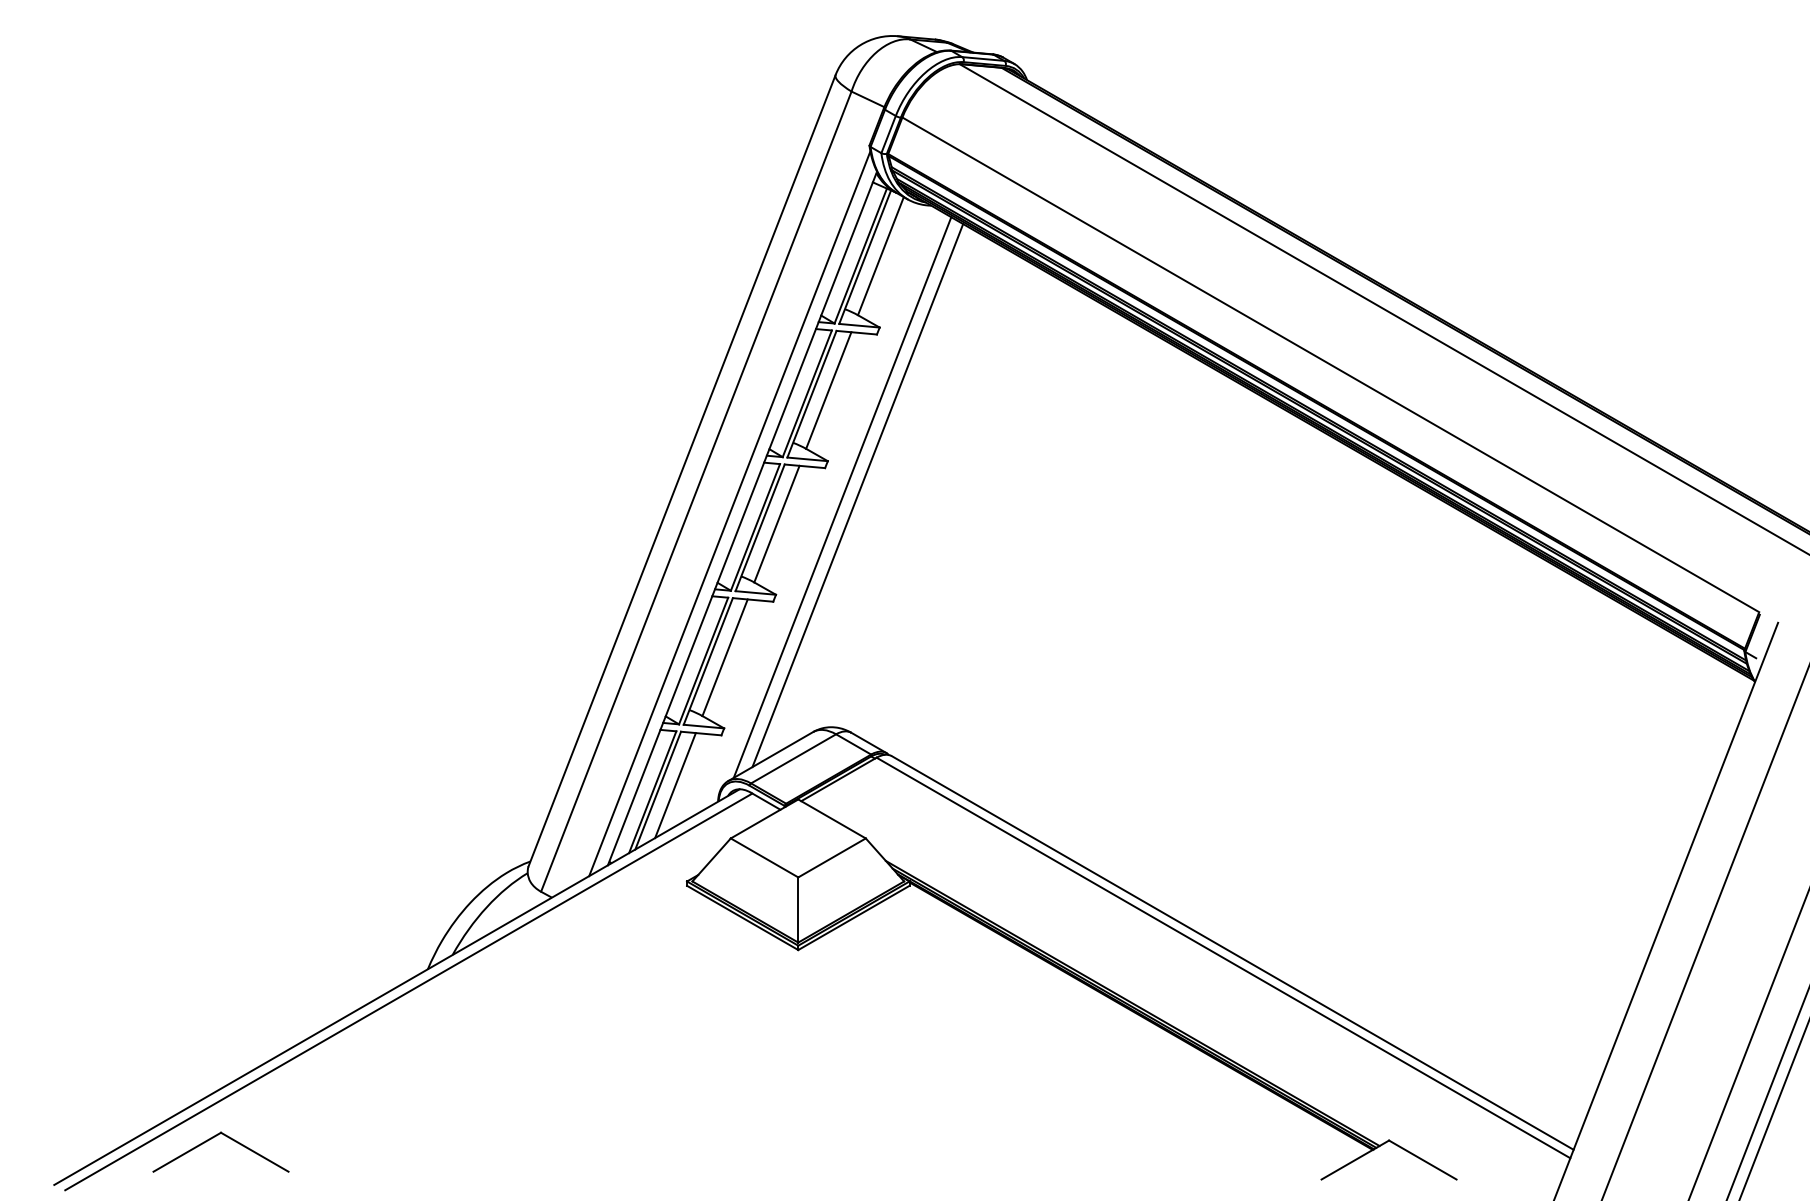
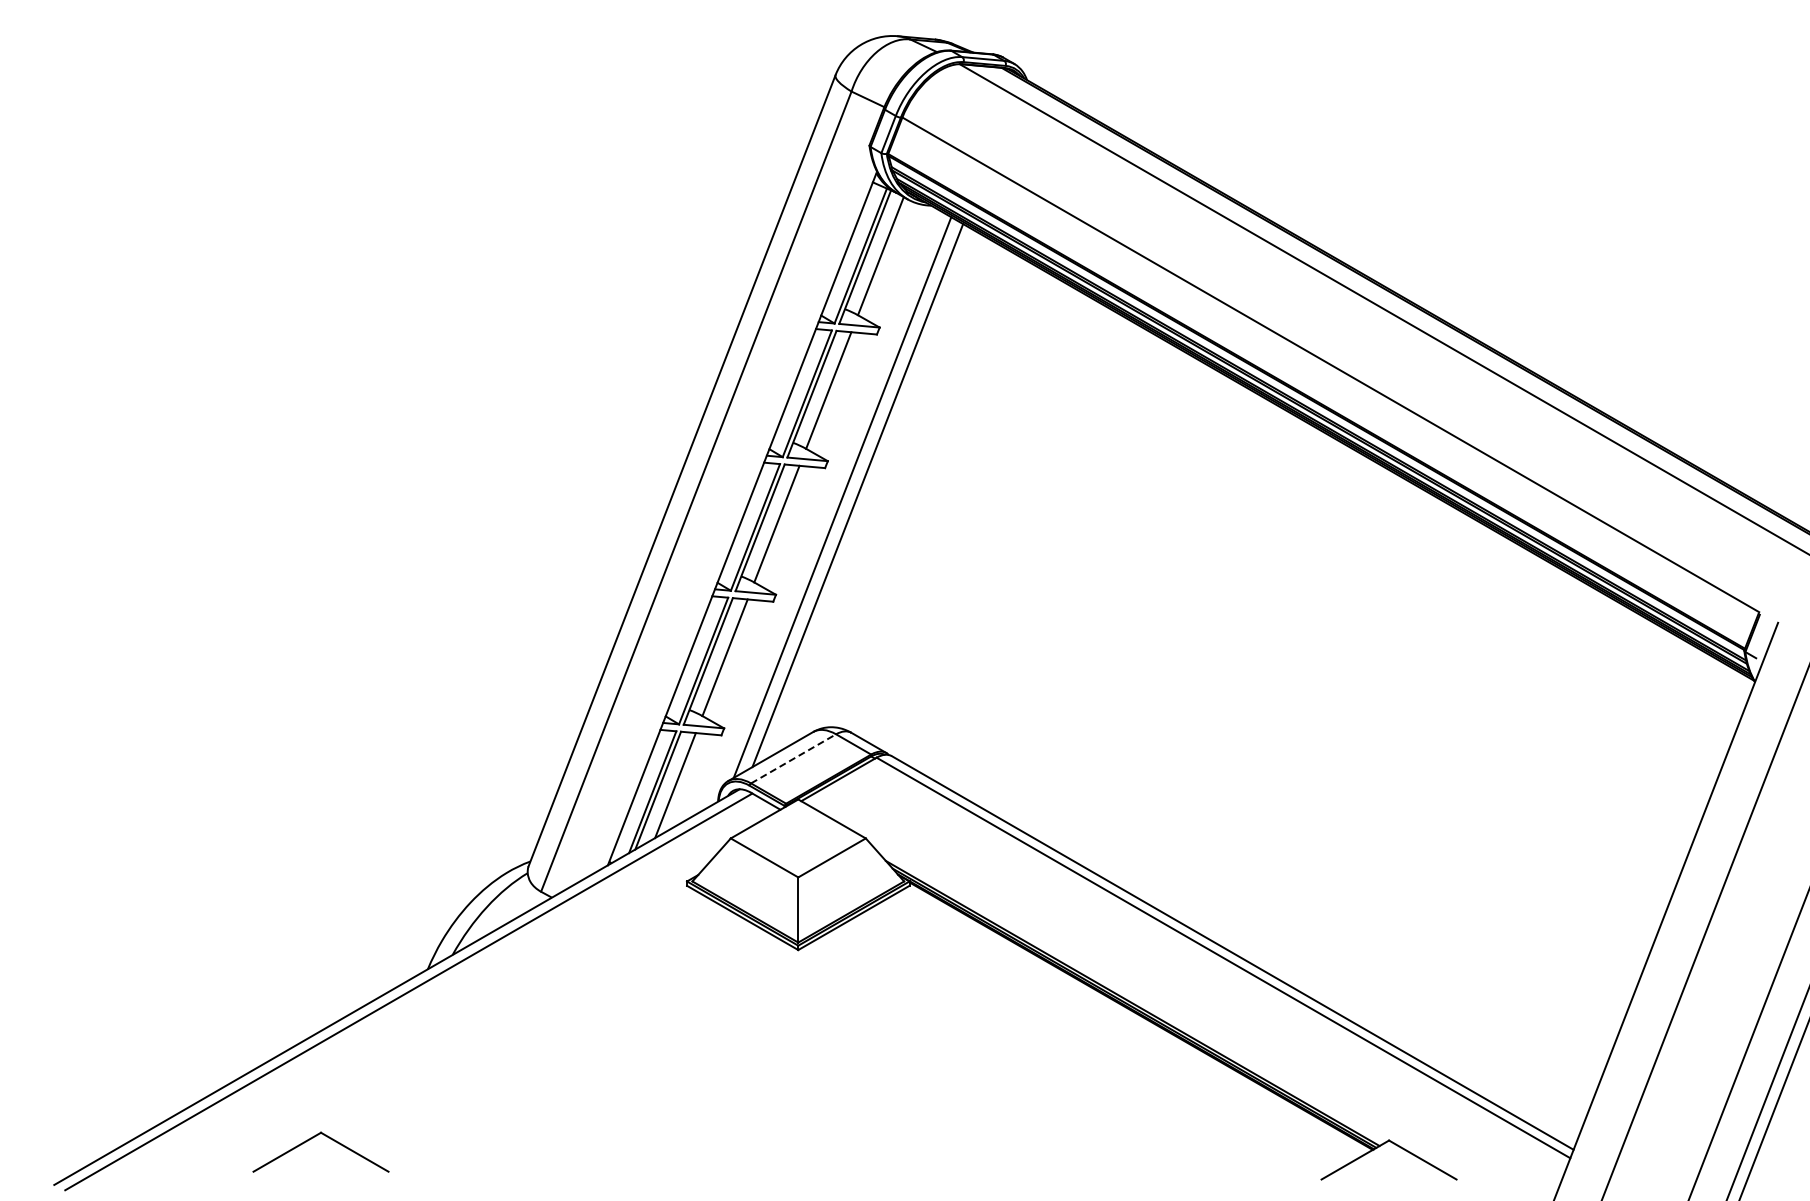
line: present -> none (729, 513)
line: solid -> dashed (794, 758)
part position: (213, 1138) -> (313, 1138) (313, 1138)
